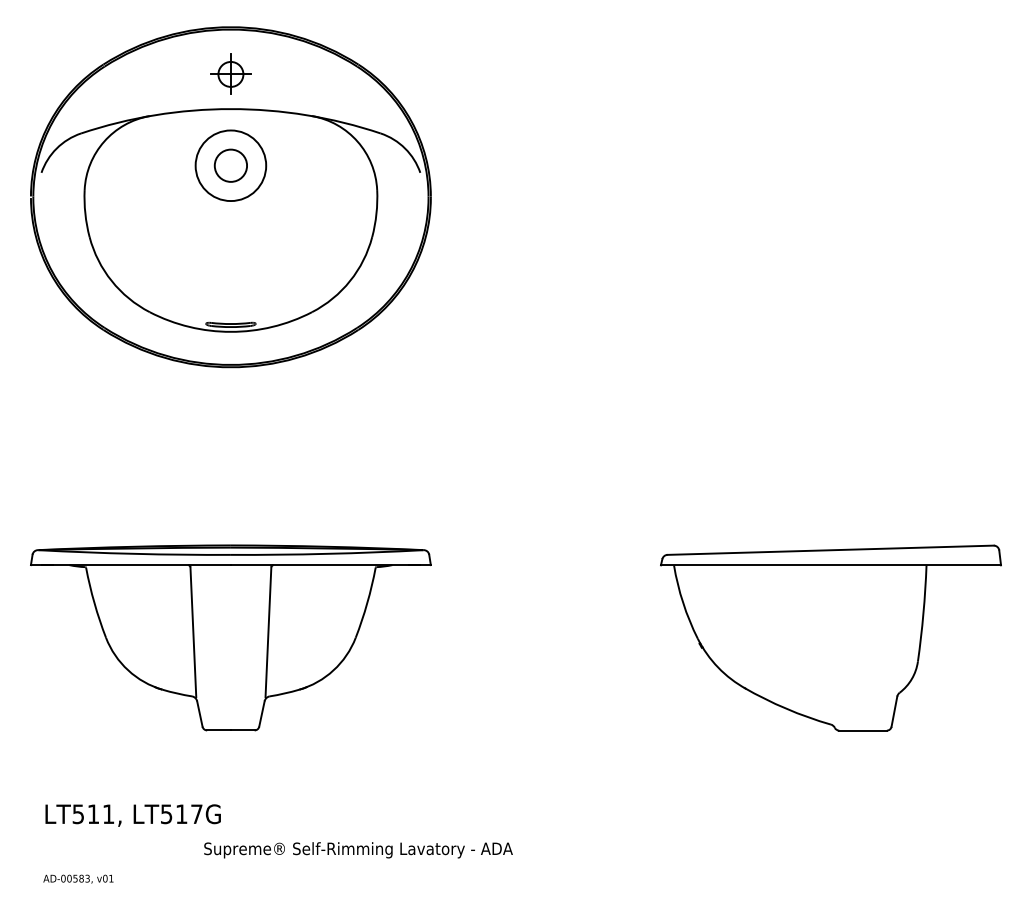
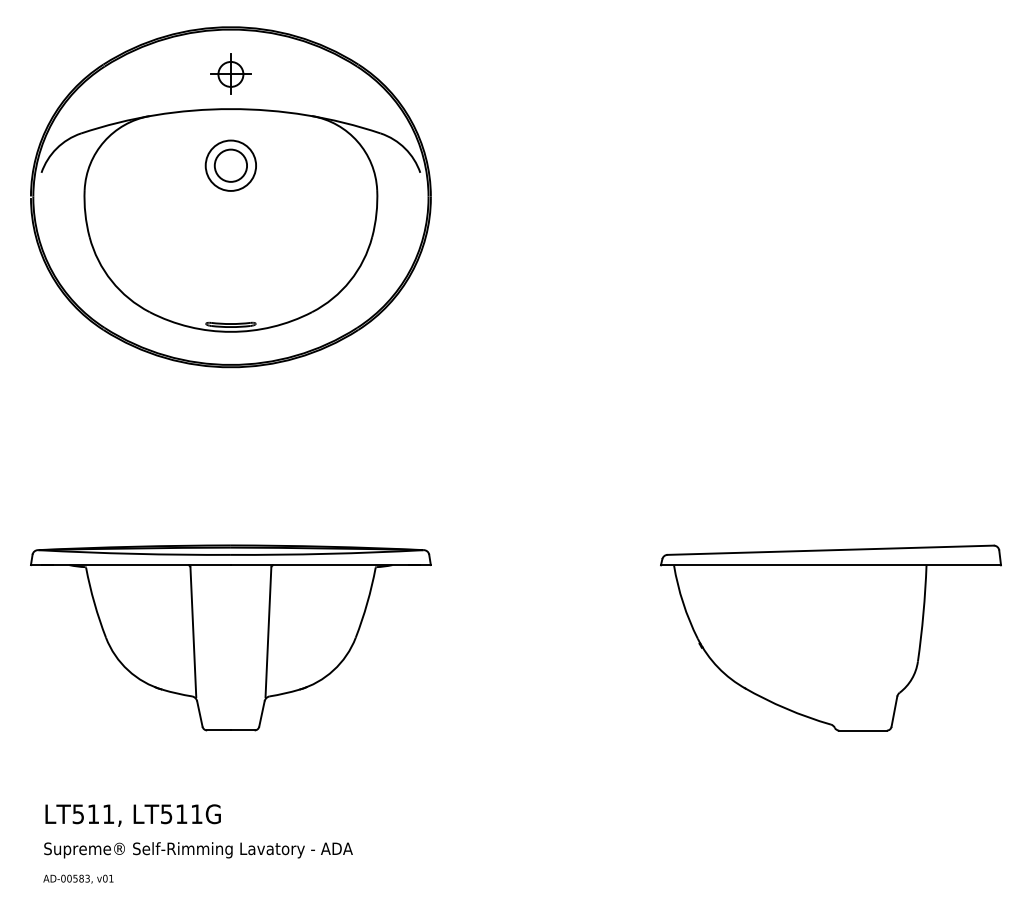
circle diameter: 71 px -> 50 px (230, 165)
text: LT517G -> LT511G (196, 813)
text position: (358, 850) -> (198, 850) (198, 850)
